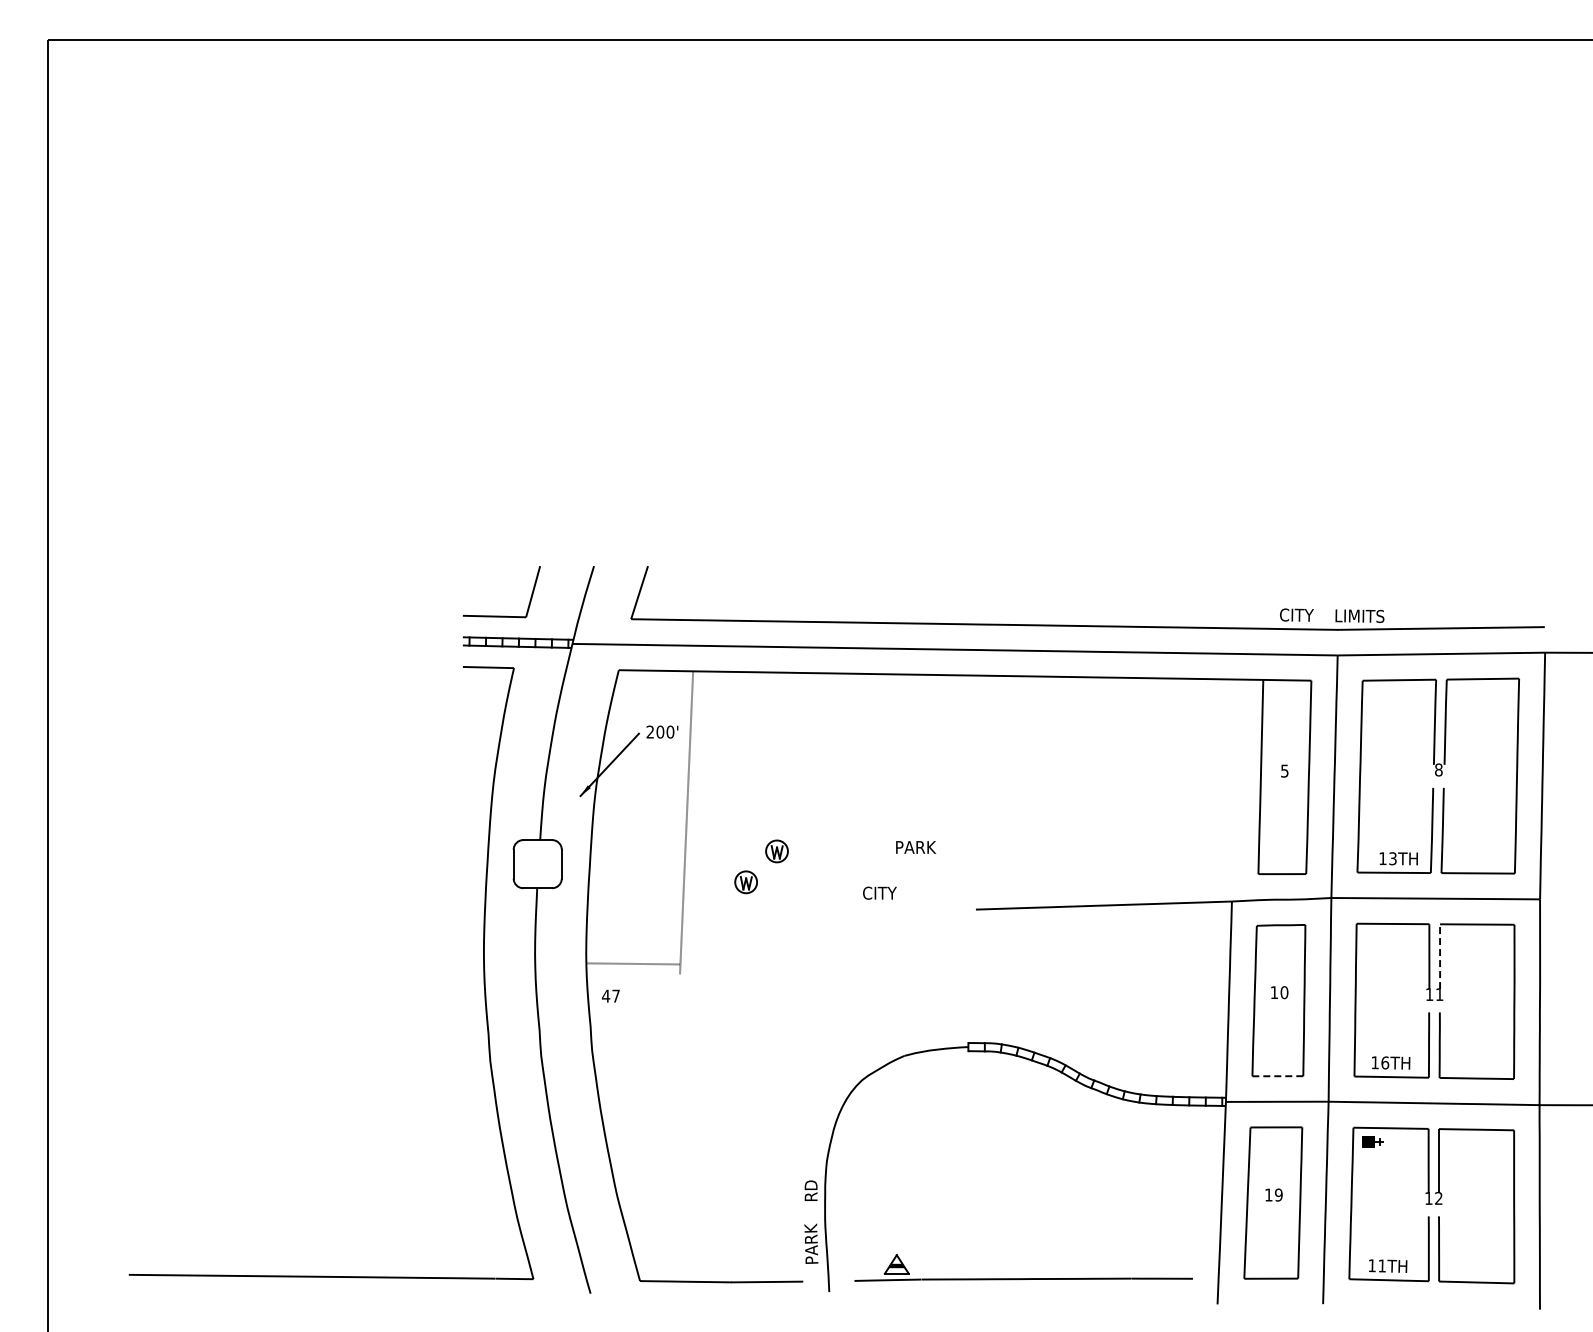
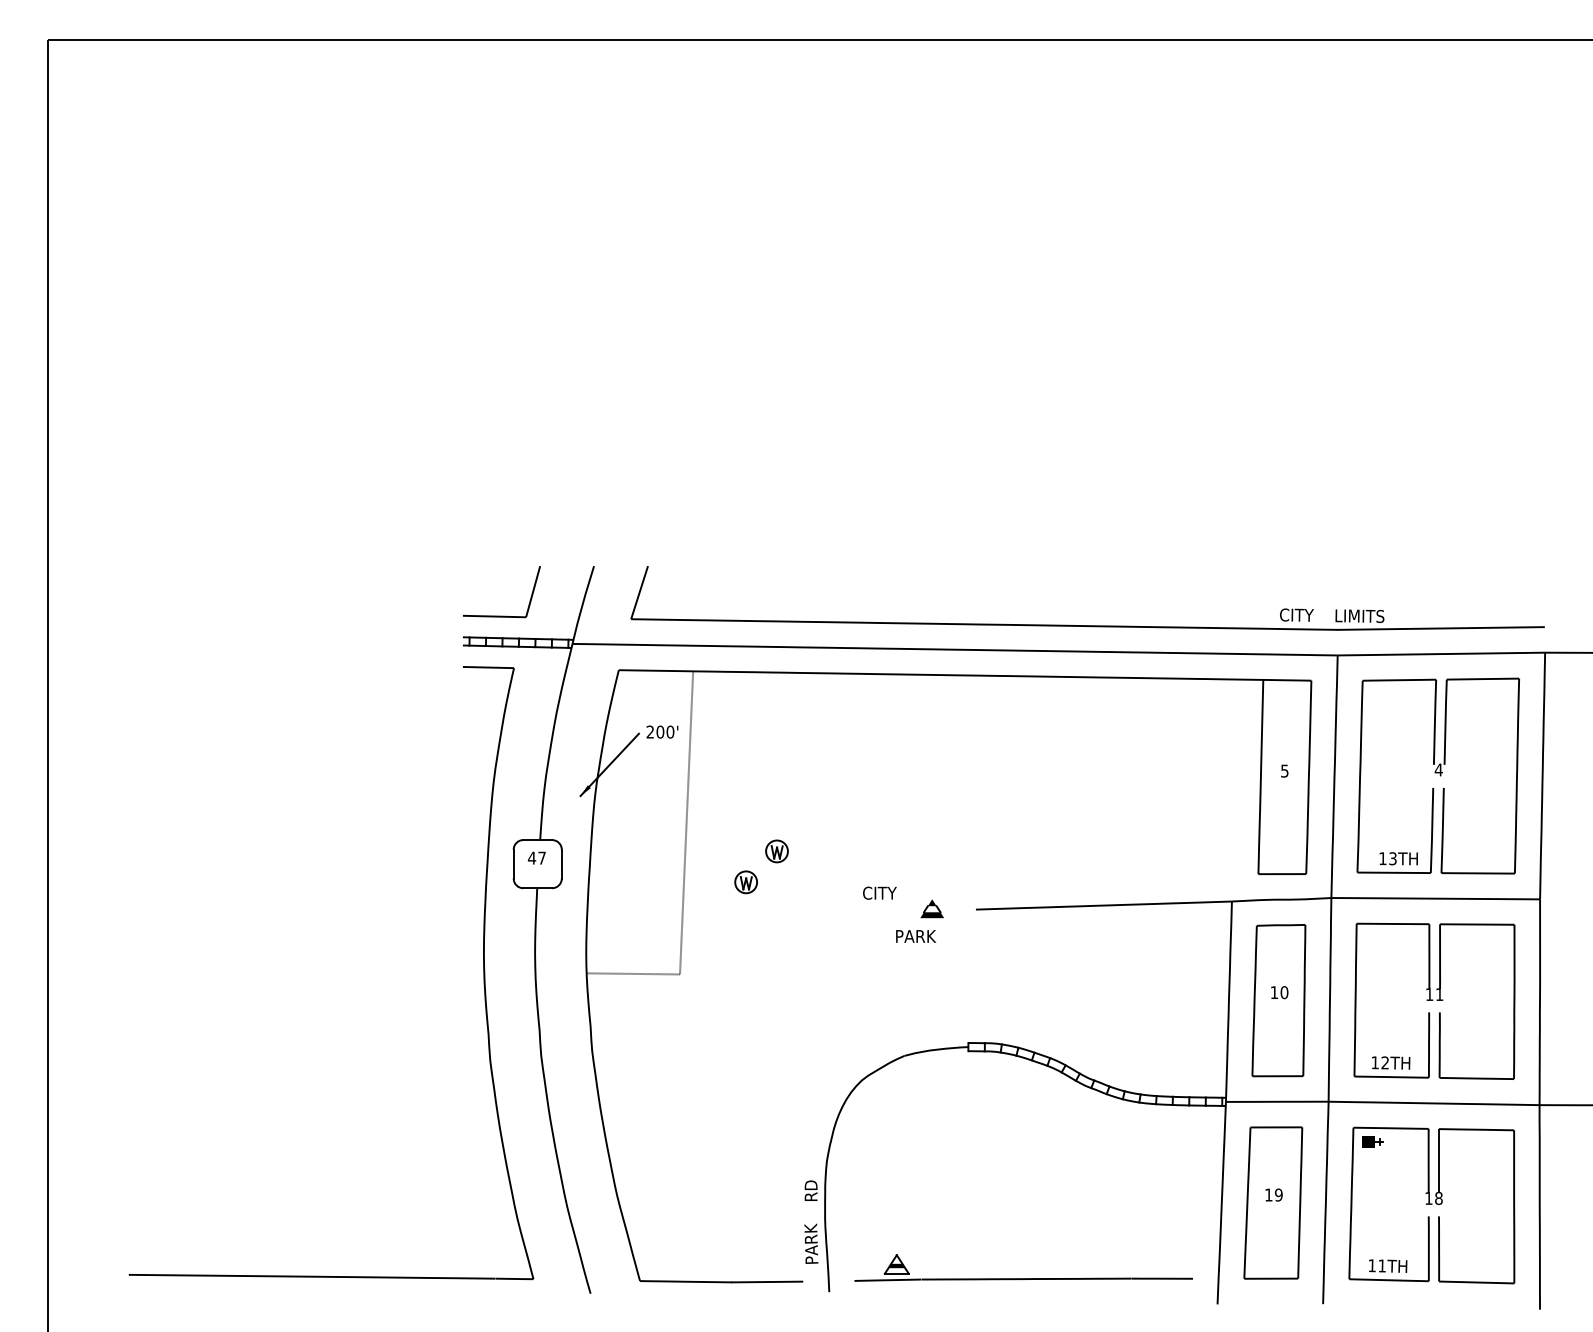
text: 8 -> 4 (1438, 769)
text position: (916, 847) -> (916, 936) (916, 936)
part: none -> present (931, 908)
line: dashed -> solid (1440, 957)
line position: (633, 963) -> (633, 973) (633, 973)
text position: (610, 995) -> (536, 857) (536, 857)
text: 16TH -> 12TH (1385, 1062)
line: dashed -> solid (1277, 1076)
text: 12 -> 18 (1438, 1198)
